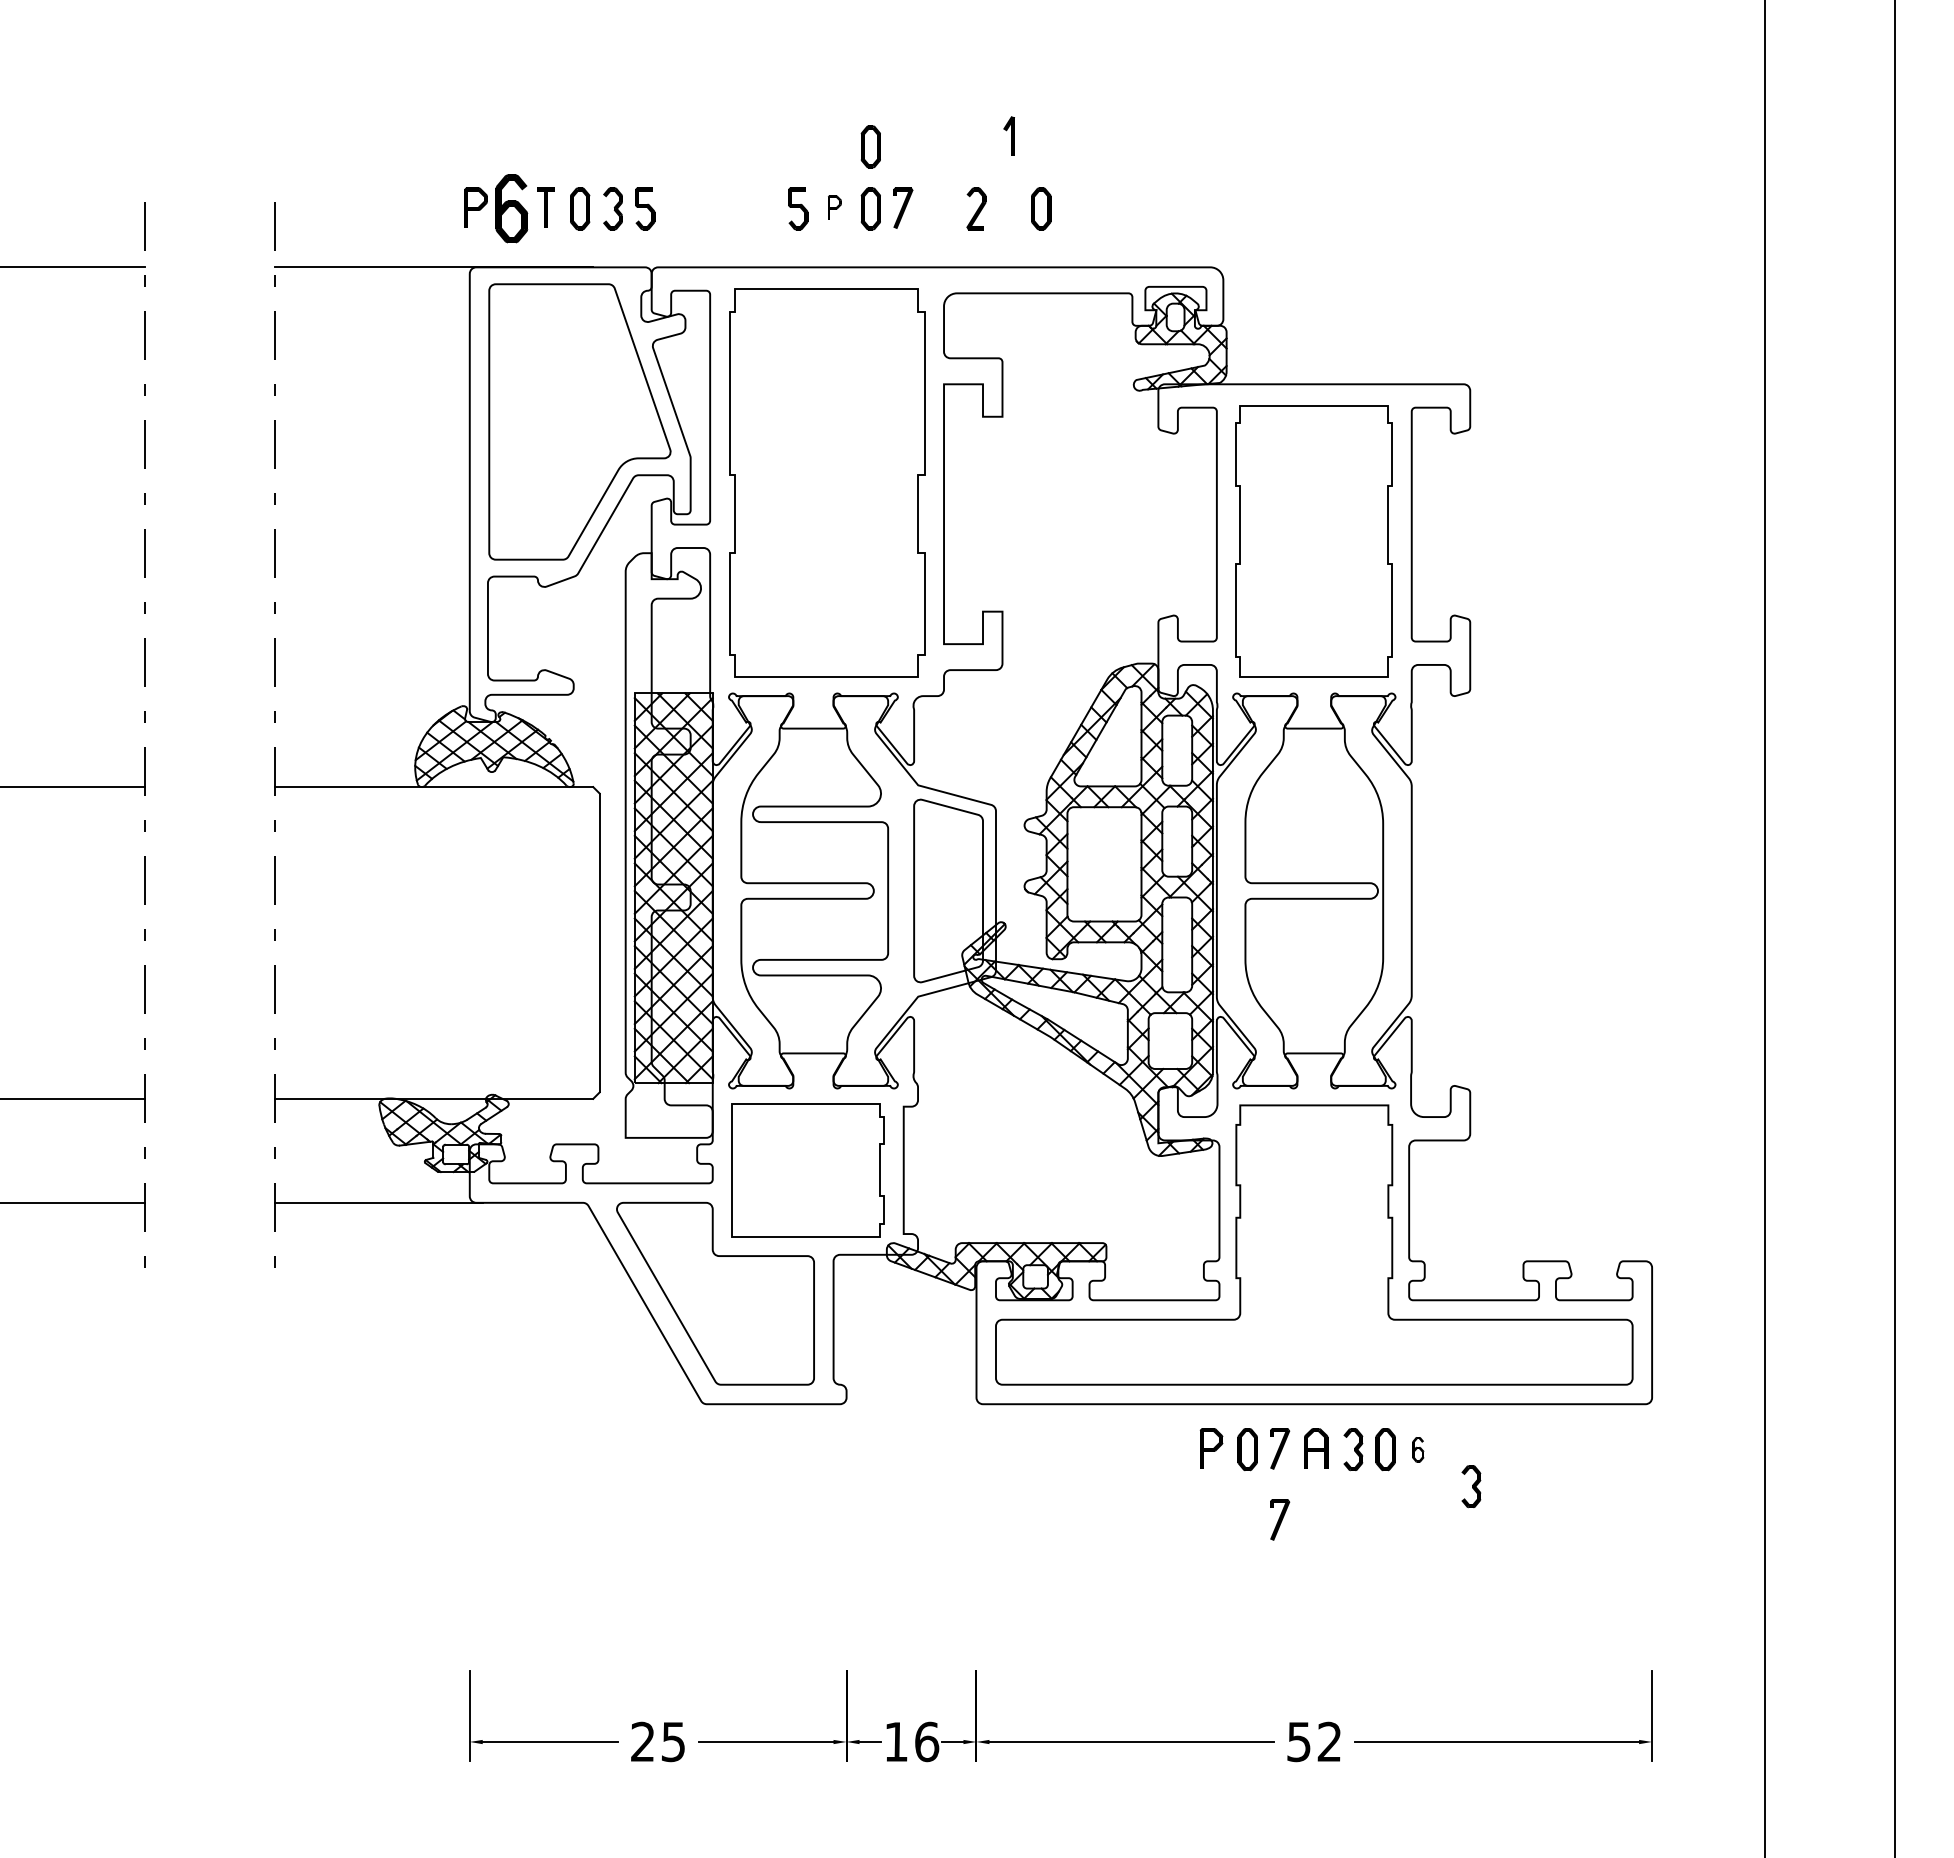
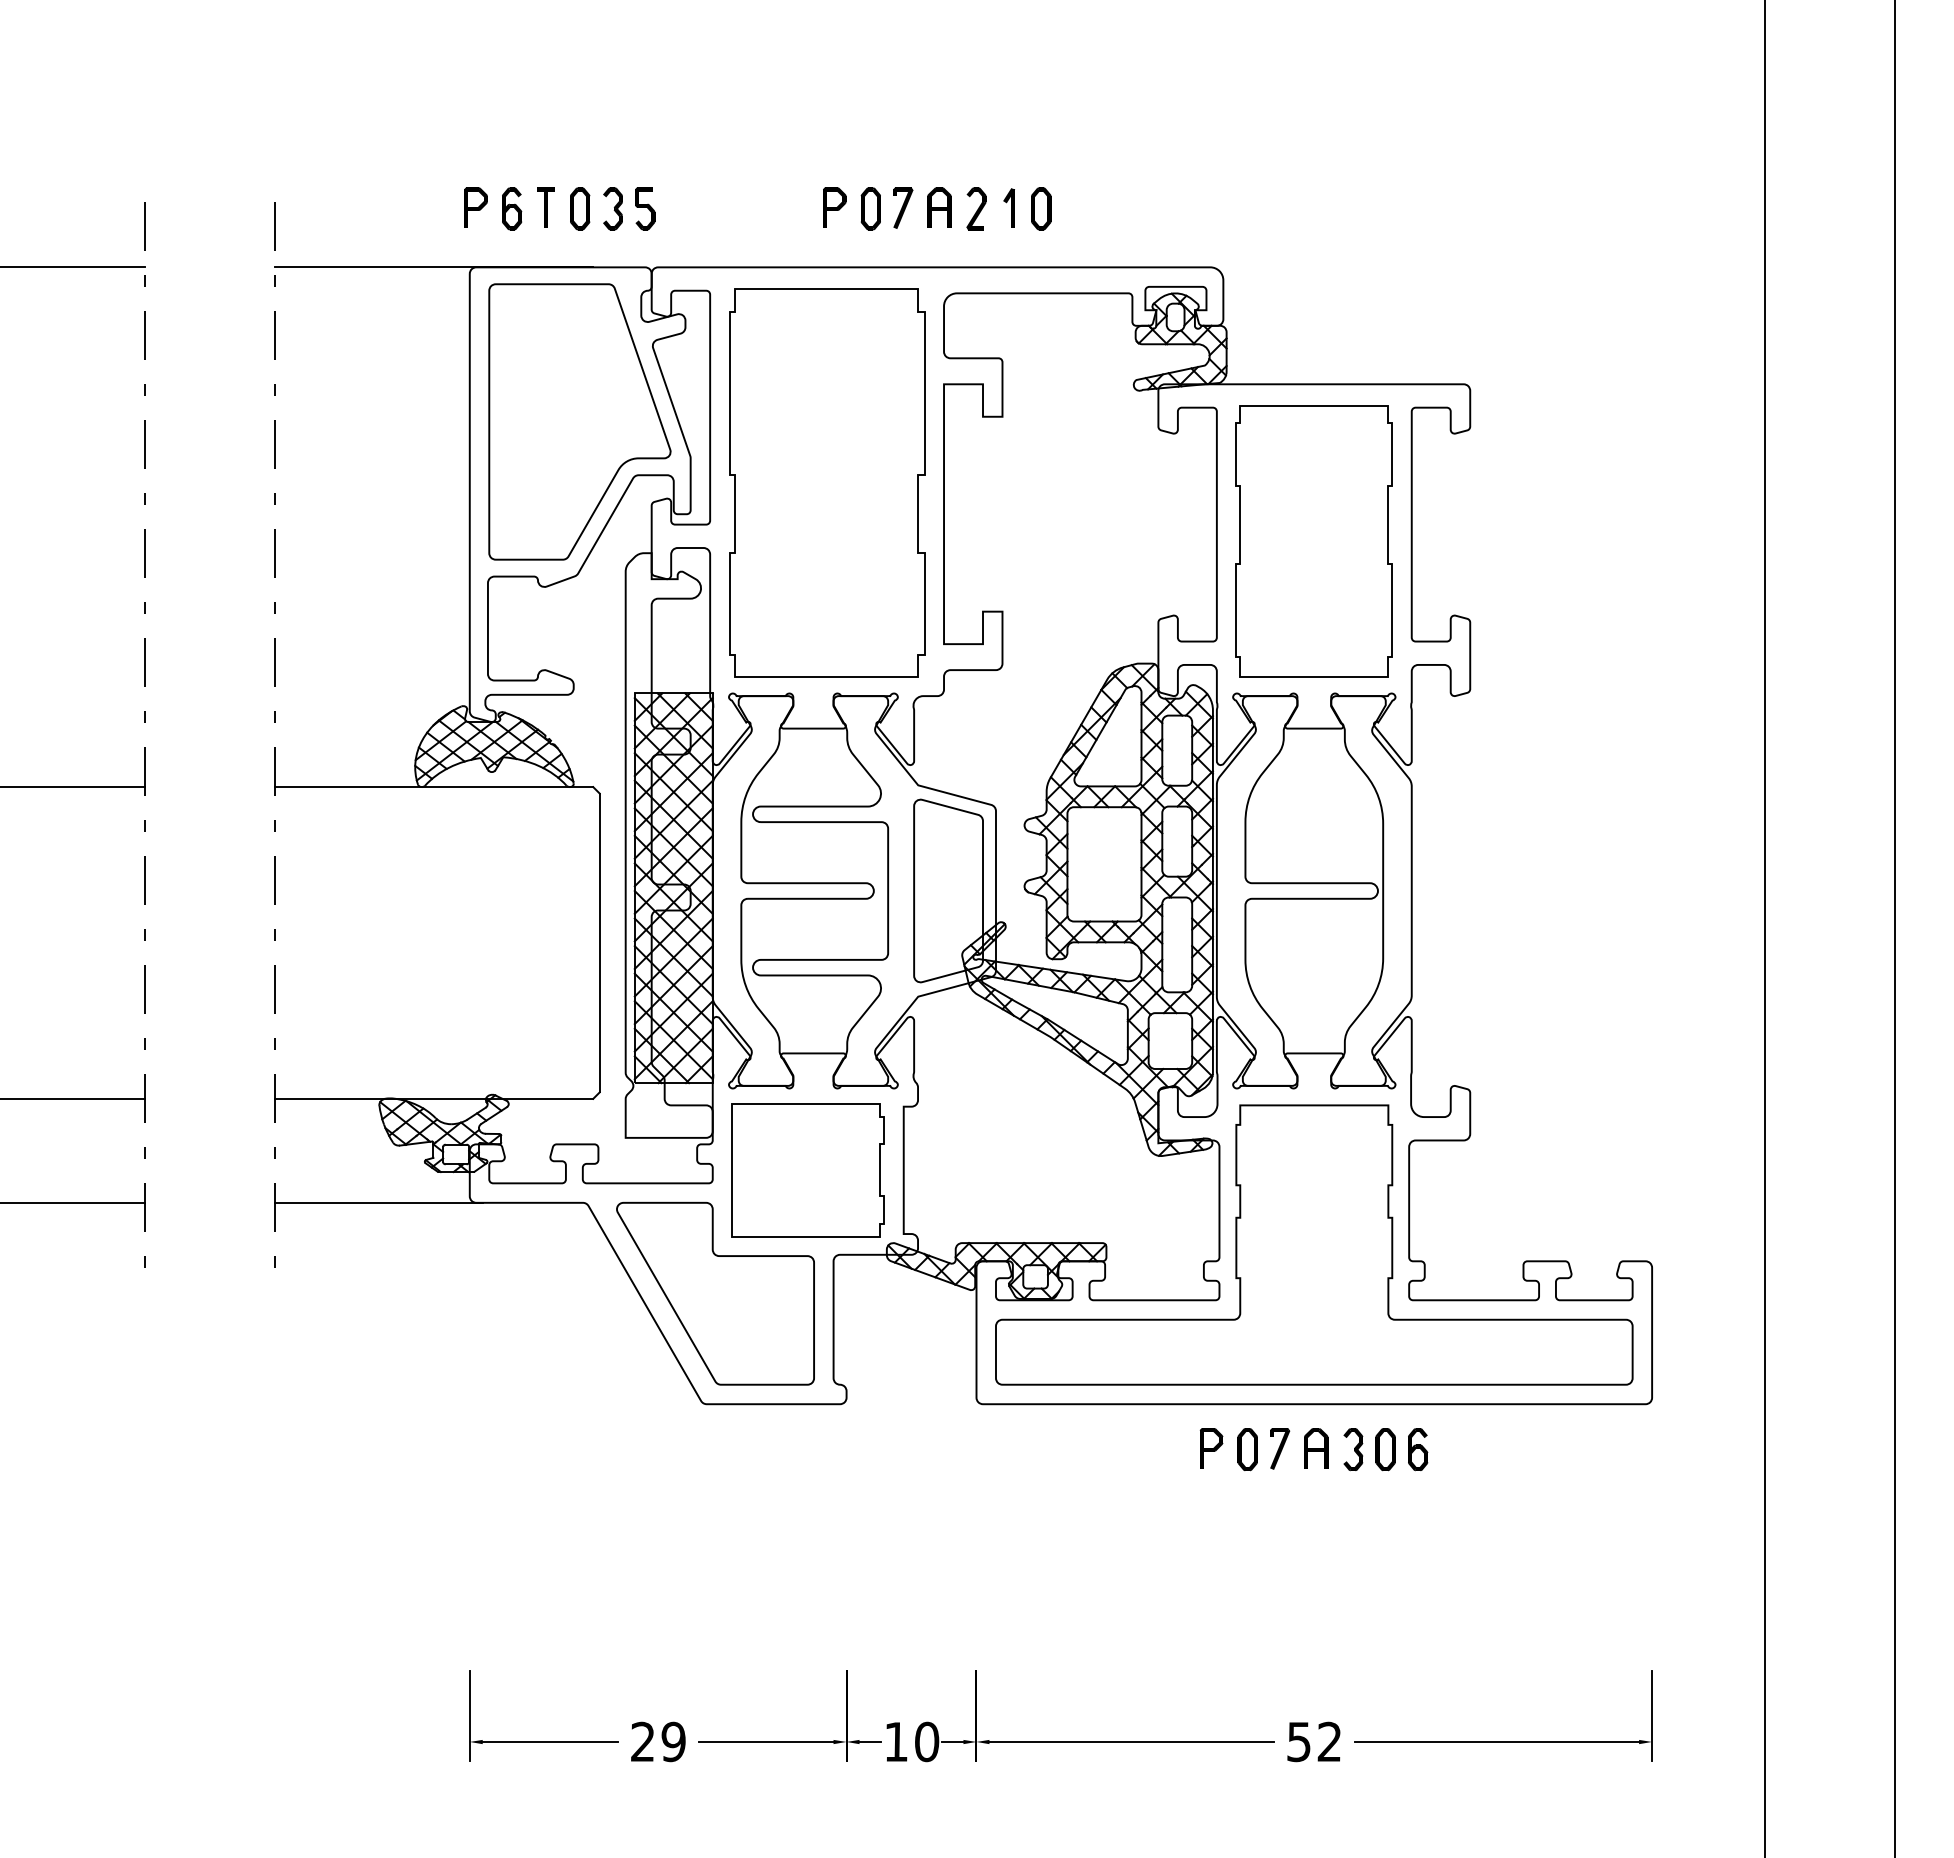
part position: (1008, 135) -> (1008, 207) (1008, 207)
part: present -> none (870, 146)
part size: 14x25 px -> 24x41 px (834, 207)
part: none -> present (939, 207)
part size: 34x70 px -> 21x44 px (512, 208)
part: present -> none (798, 208)
part size: 13x26 px -> 21x44 px (1418, 1449)
part: present -> none (1471, 1486)
part: present -> none (1280, 1519)
text: 25 -> 29 (673, 1741)
text: 16 -> 10 (927, 1741)
